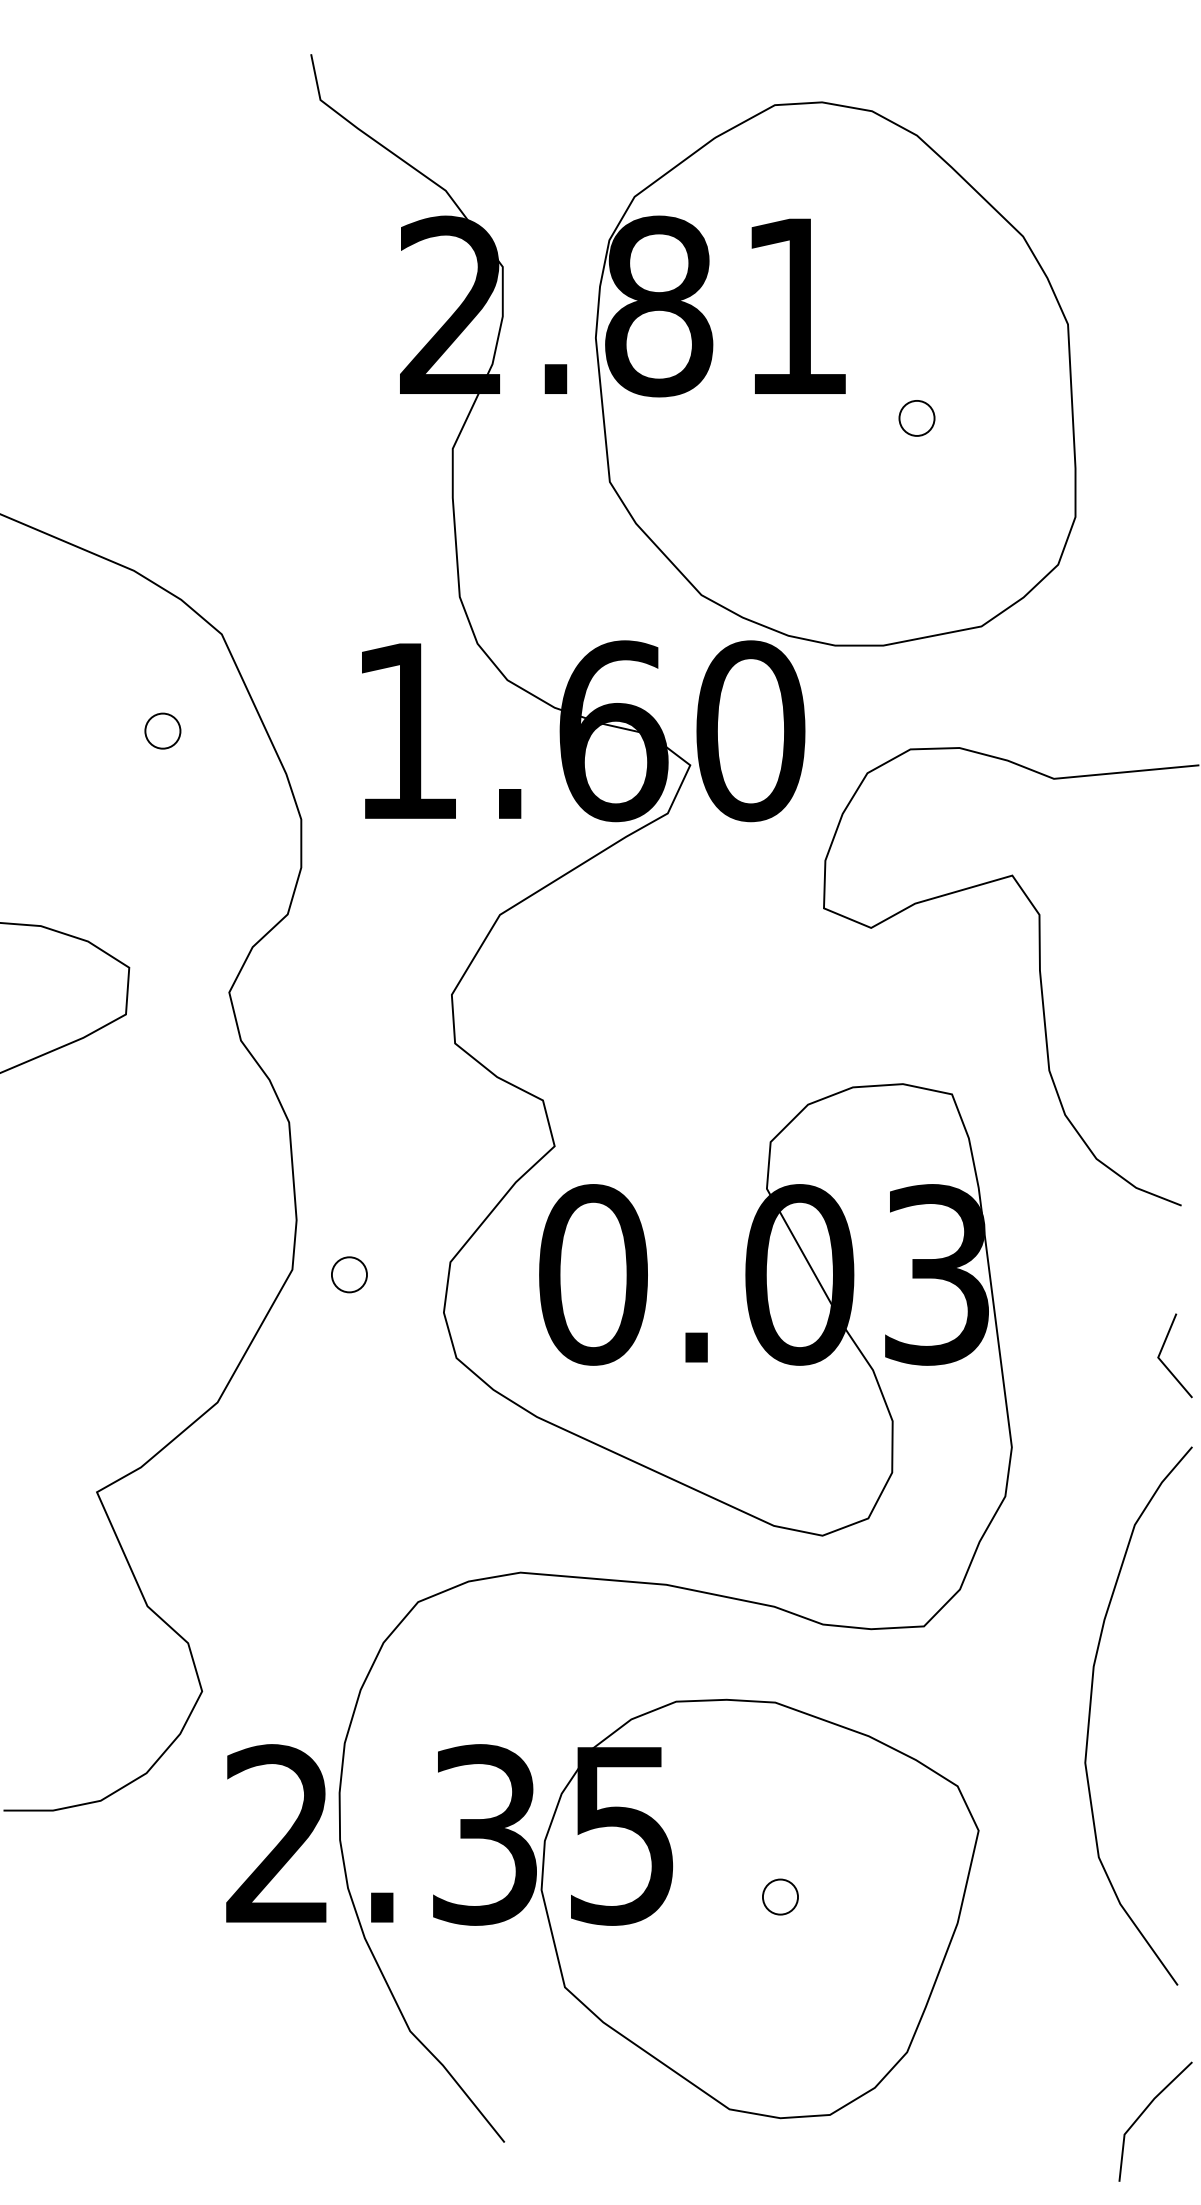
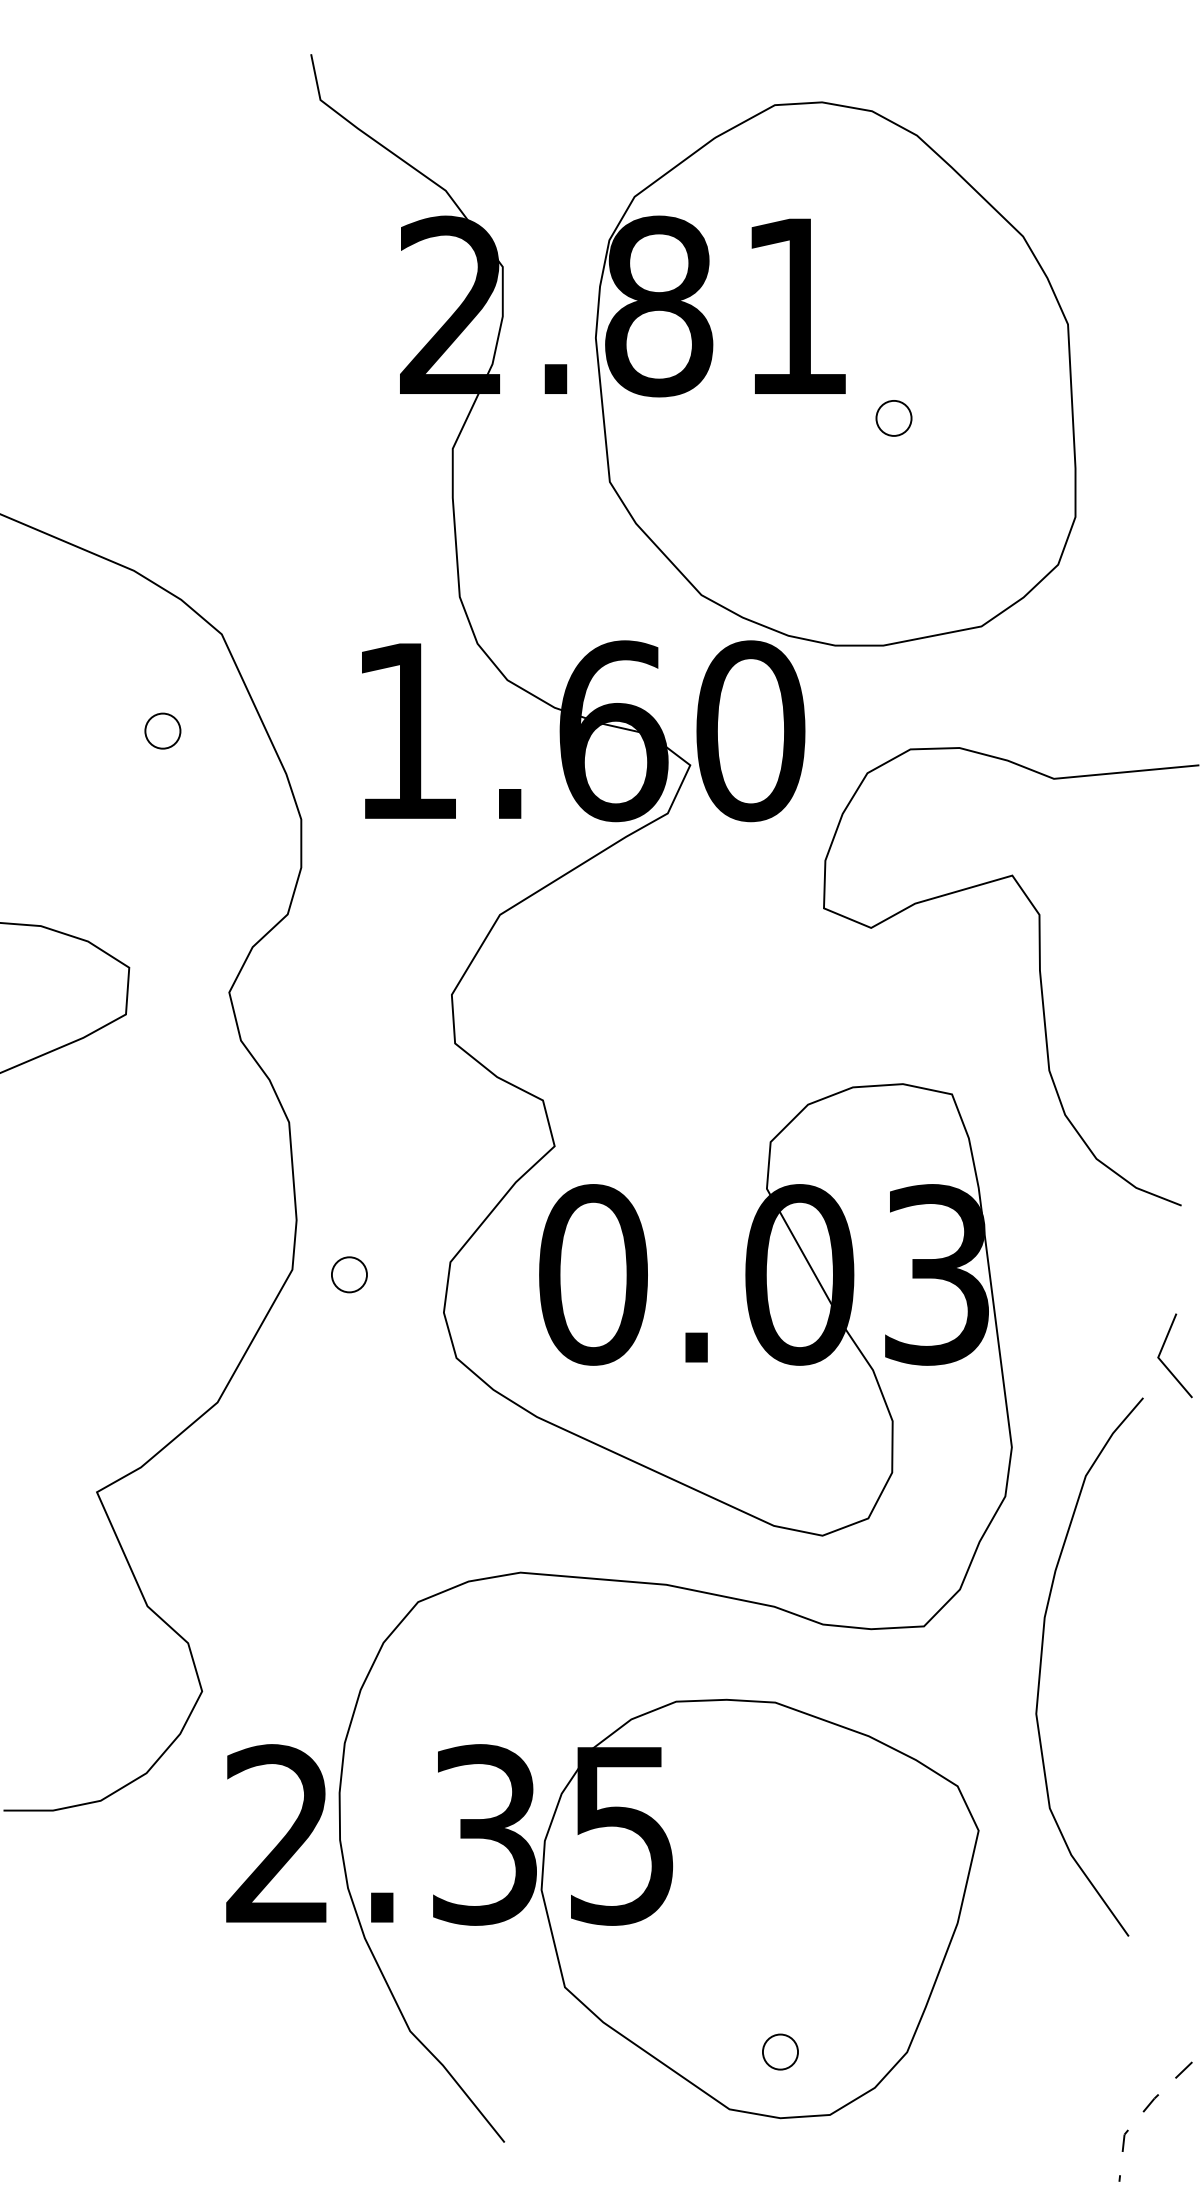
part position: (916, 418) -> (893, 418) (893, 418)
curve position: (1091, 1706) -> (1042, 1657) (1042, 1657)
part position: (780, 1896) -> (780, 2051) (780, 2051)
line: solid -> dashed (1141, 2114)
